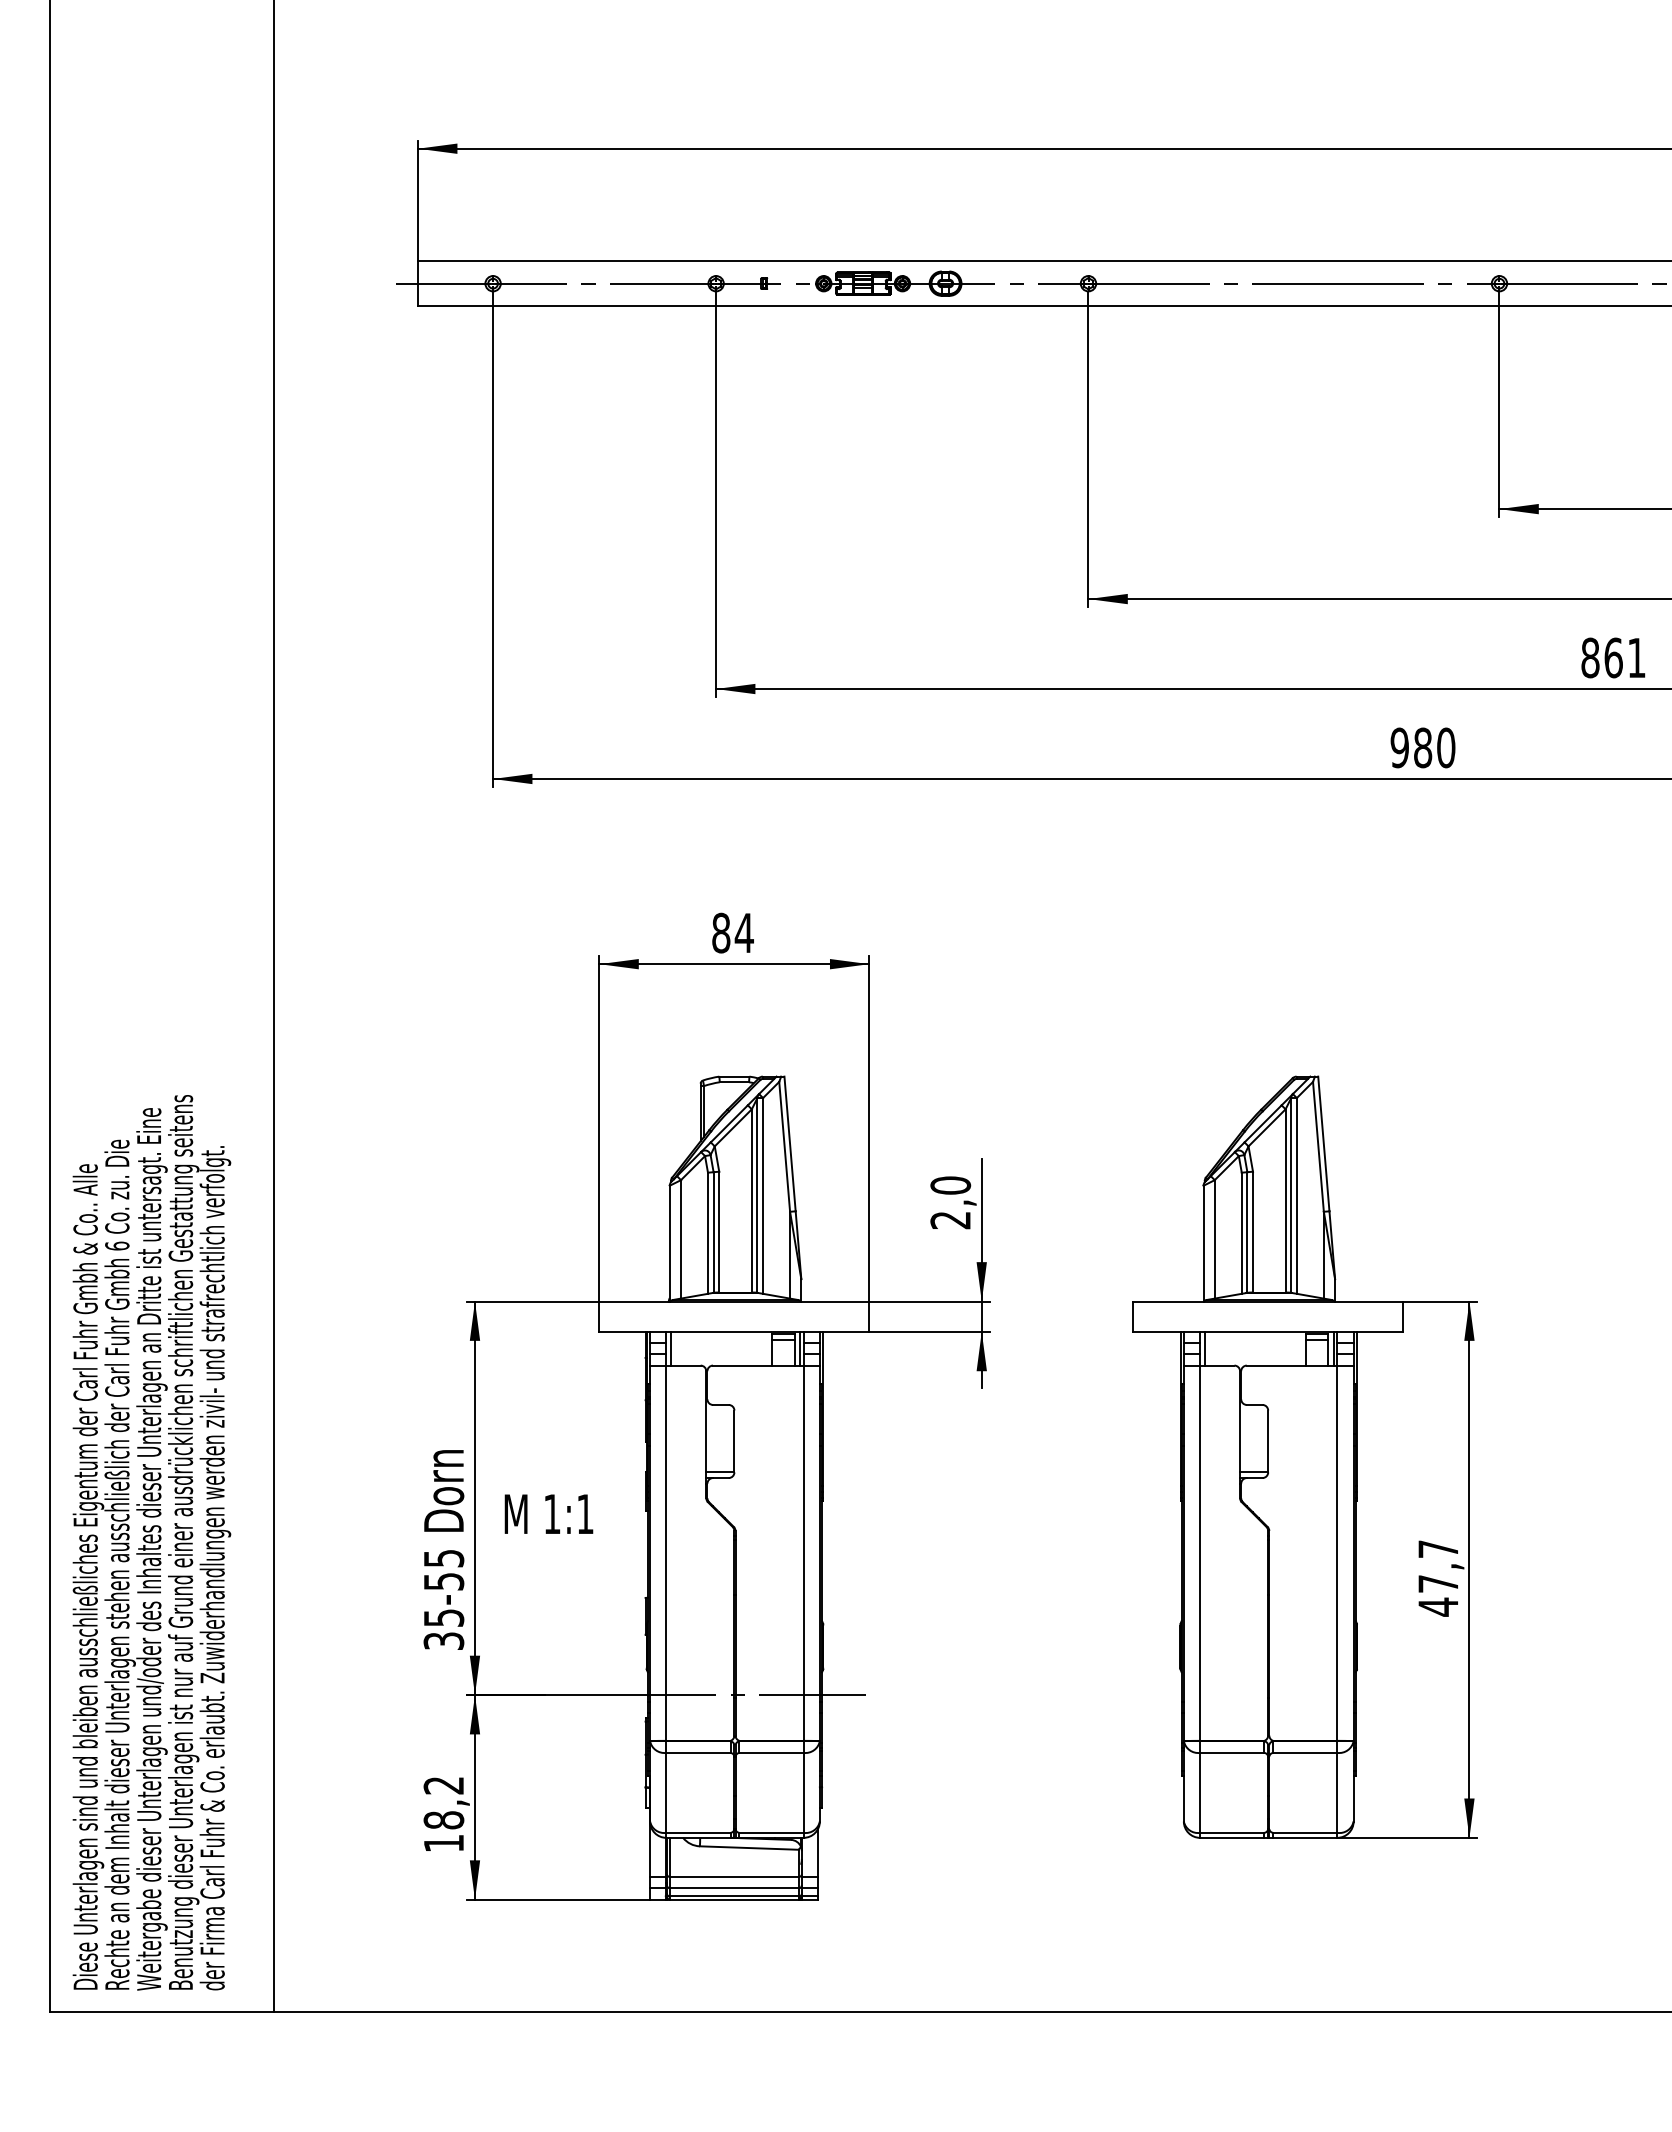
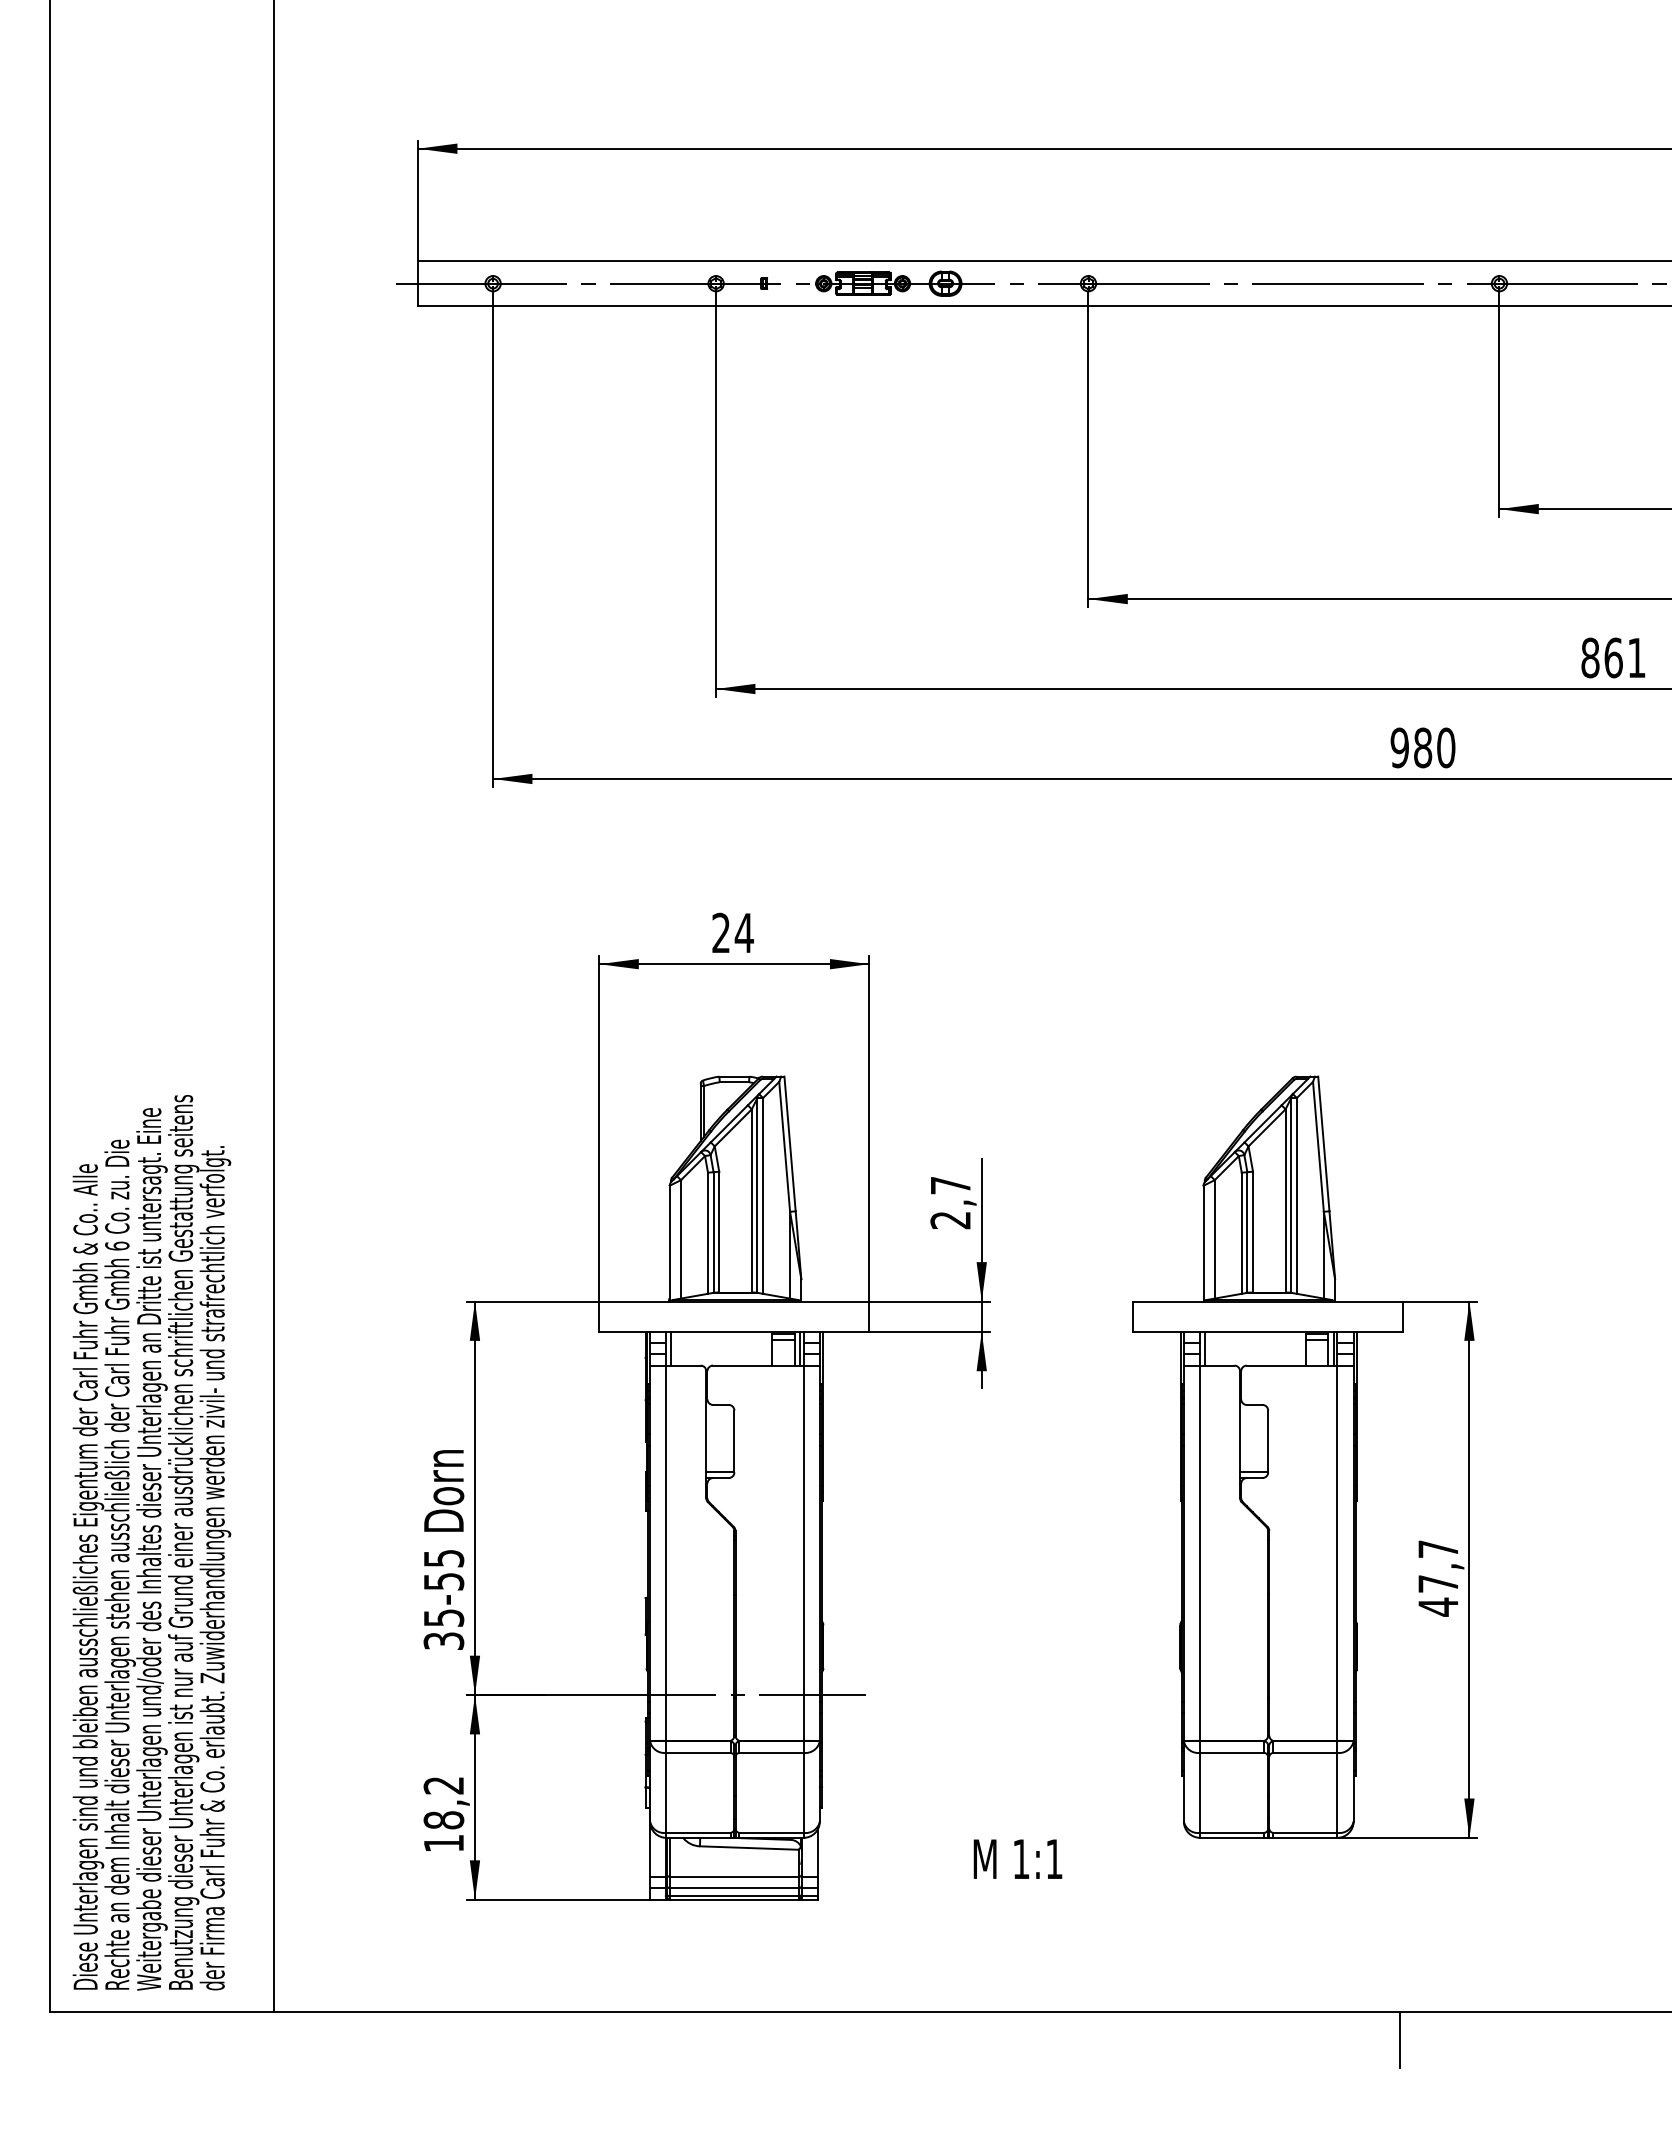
text: 84 -> 24 (721, 932)
text: 2,0 -> 2,7 (950, 1185)
text position: (548, 1513) -> (1017, 1858) (1017, 1858)
line: none -> present (1400, 2039)
